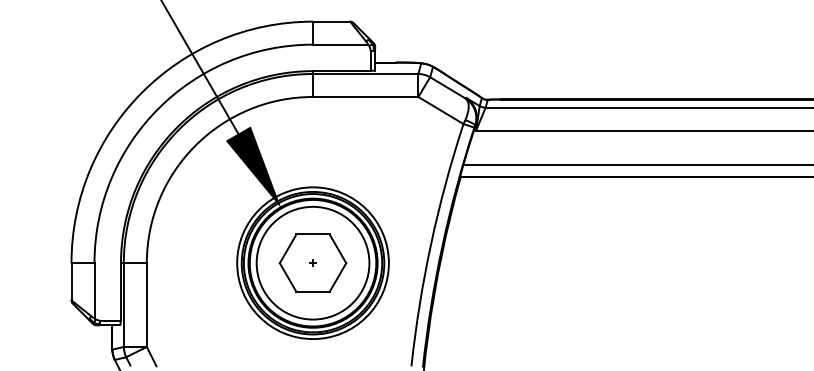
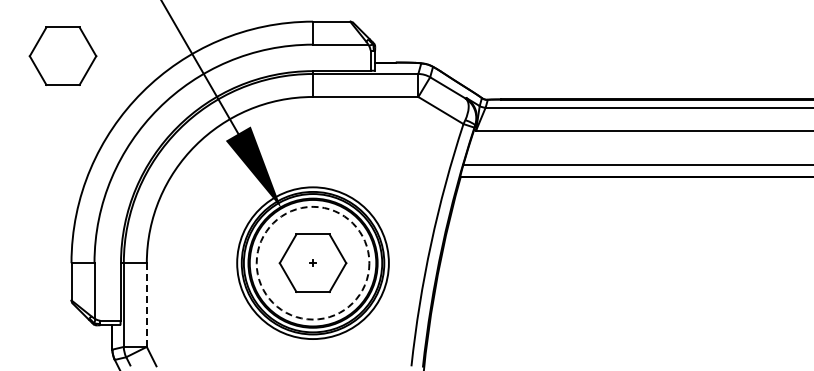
part: none -> present (62, 55)
circle: solid -> dashed (312, 262)
line: solid -> dashed (146, 305)
